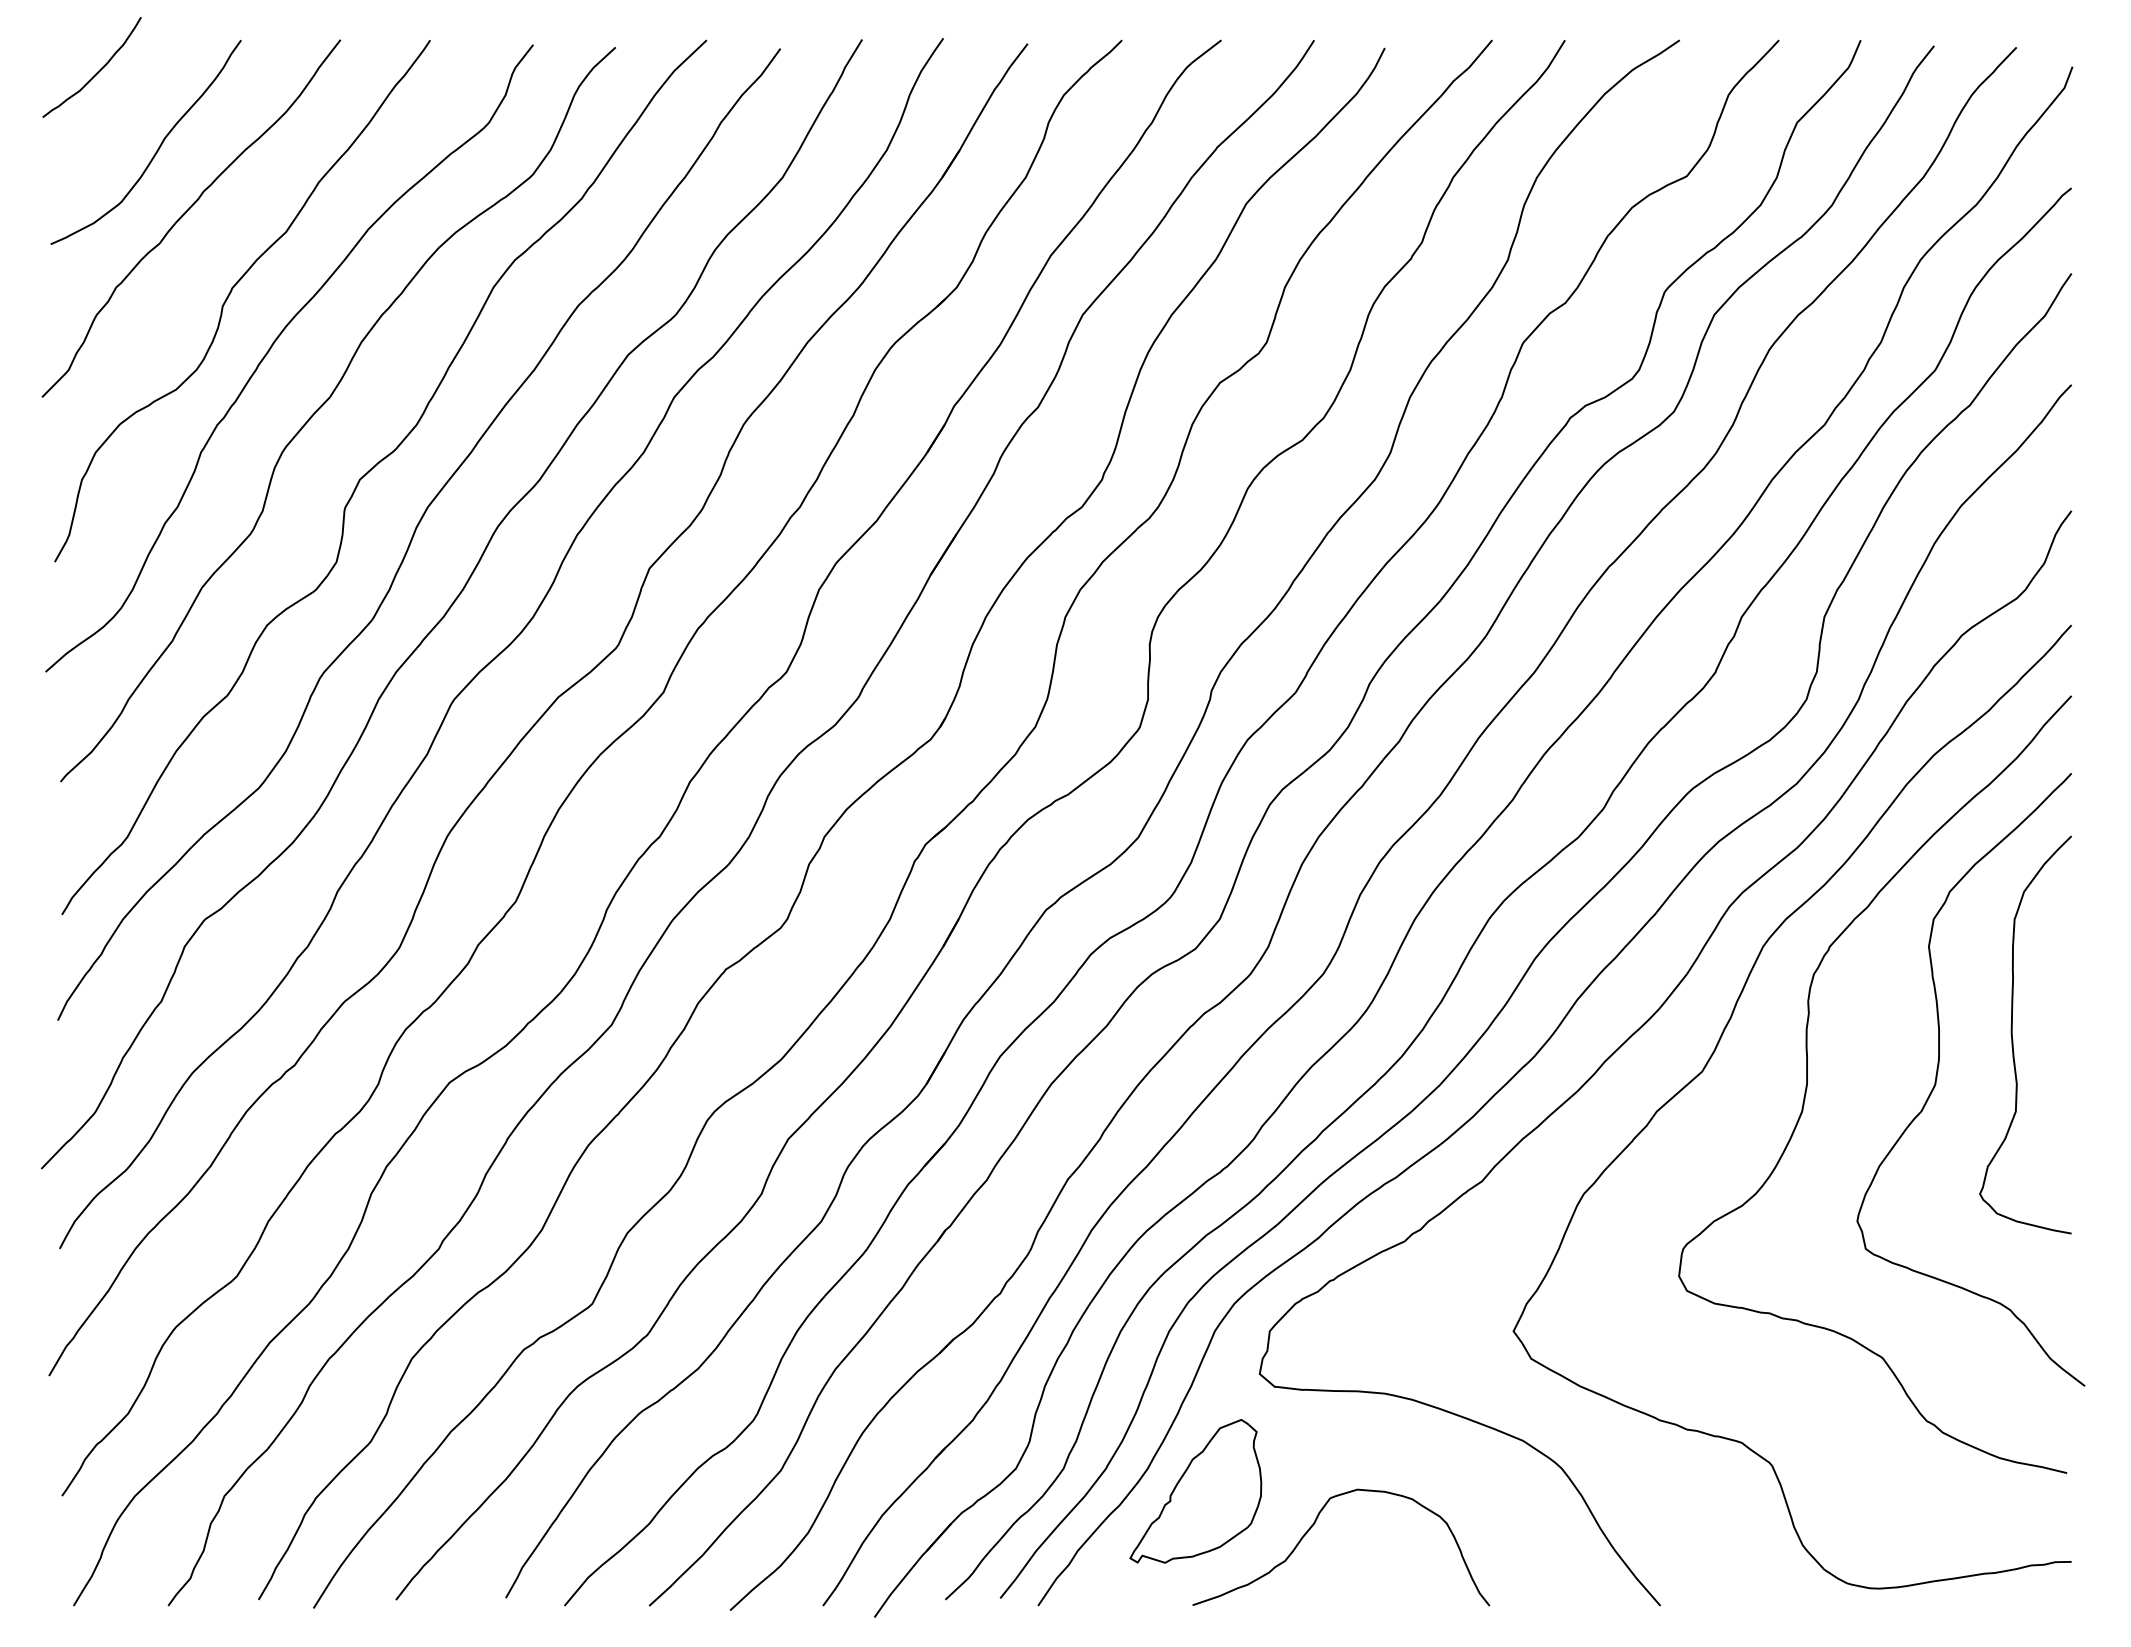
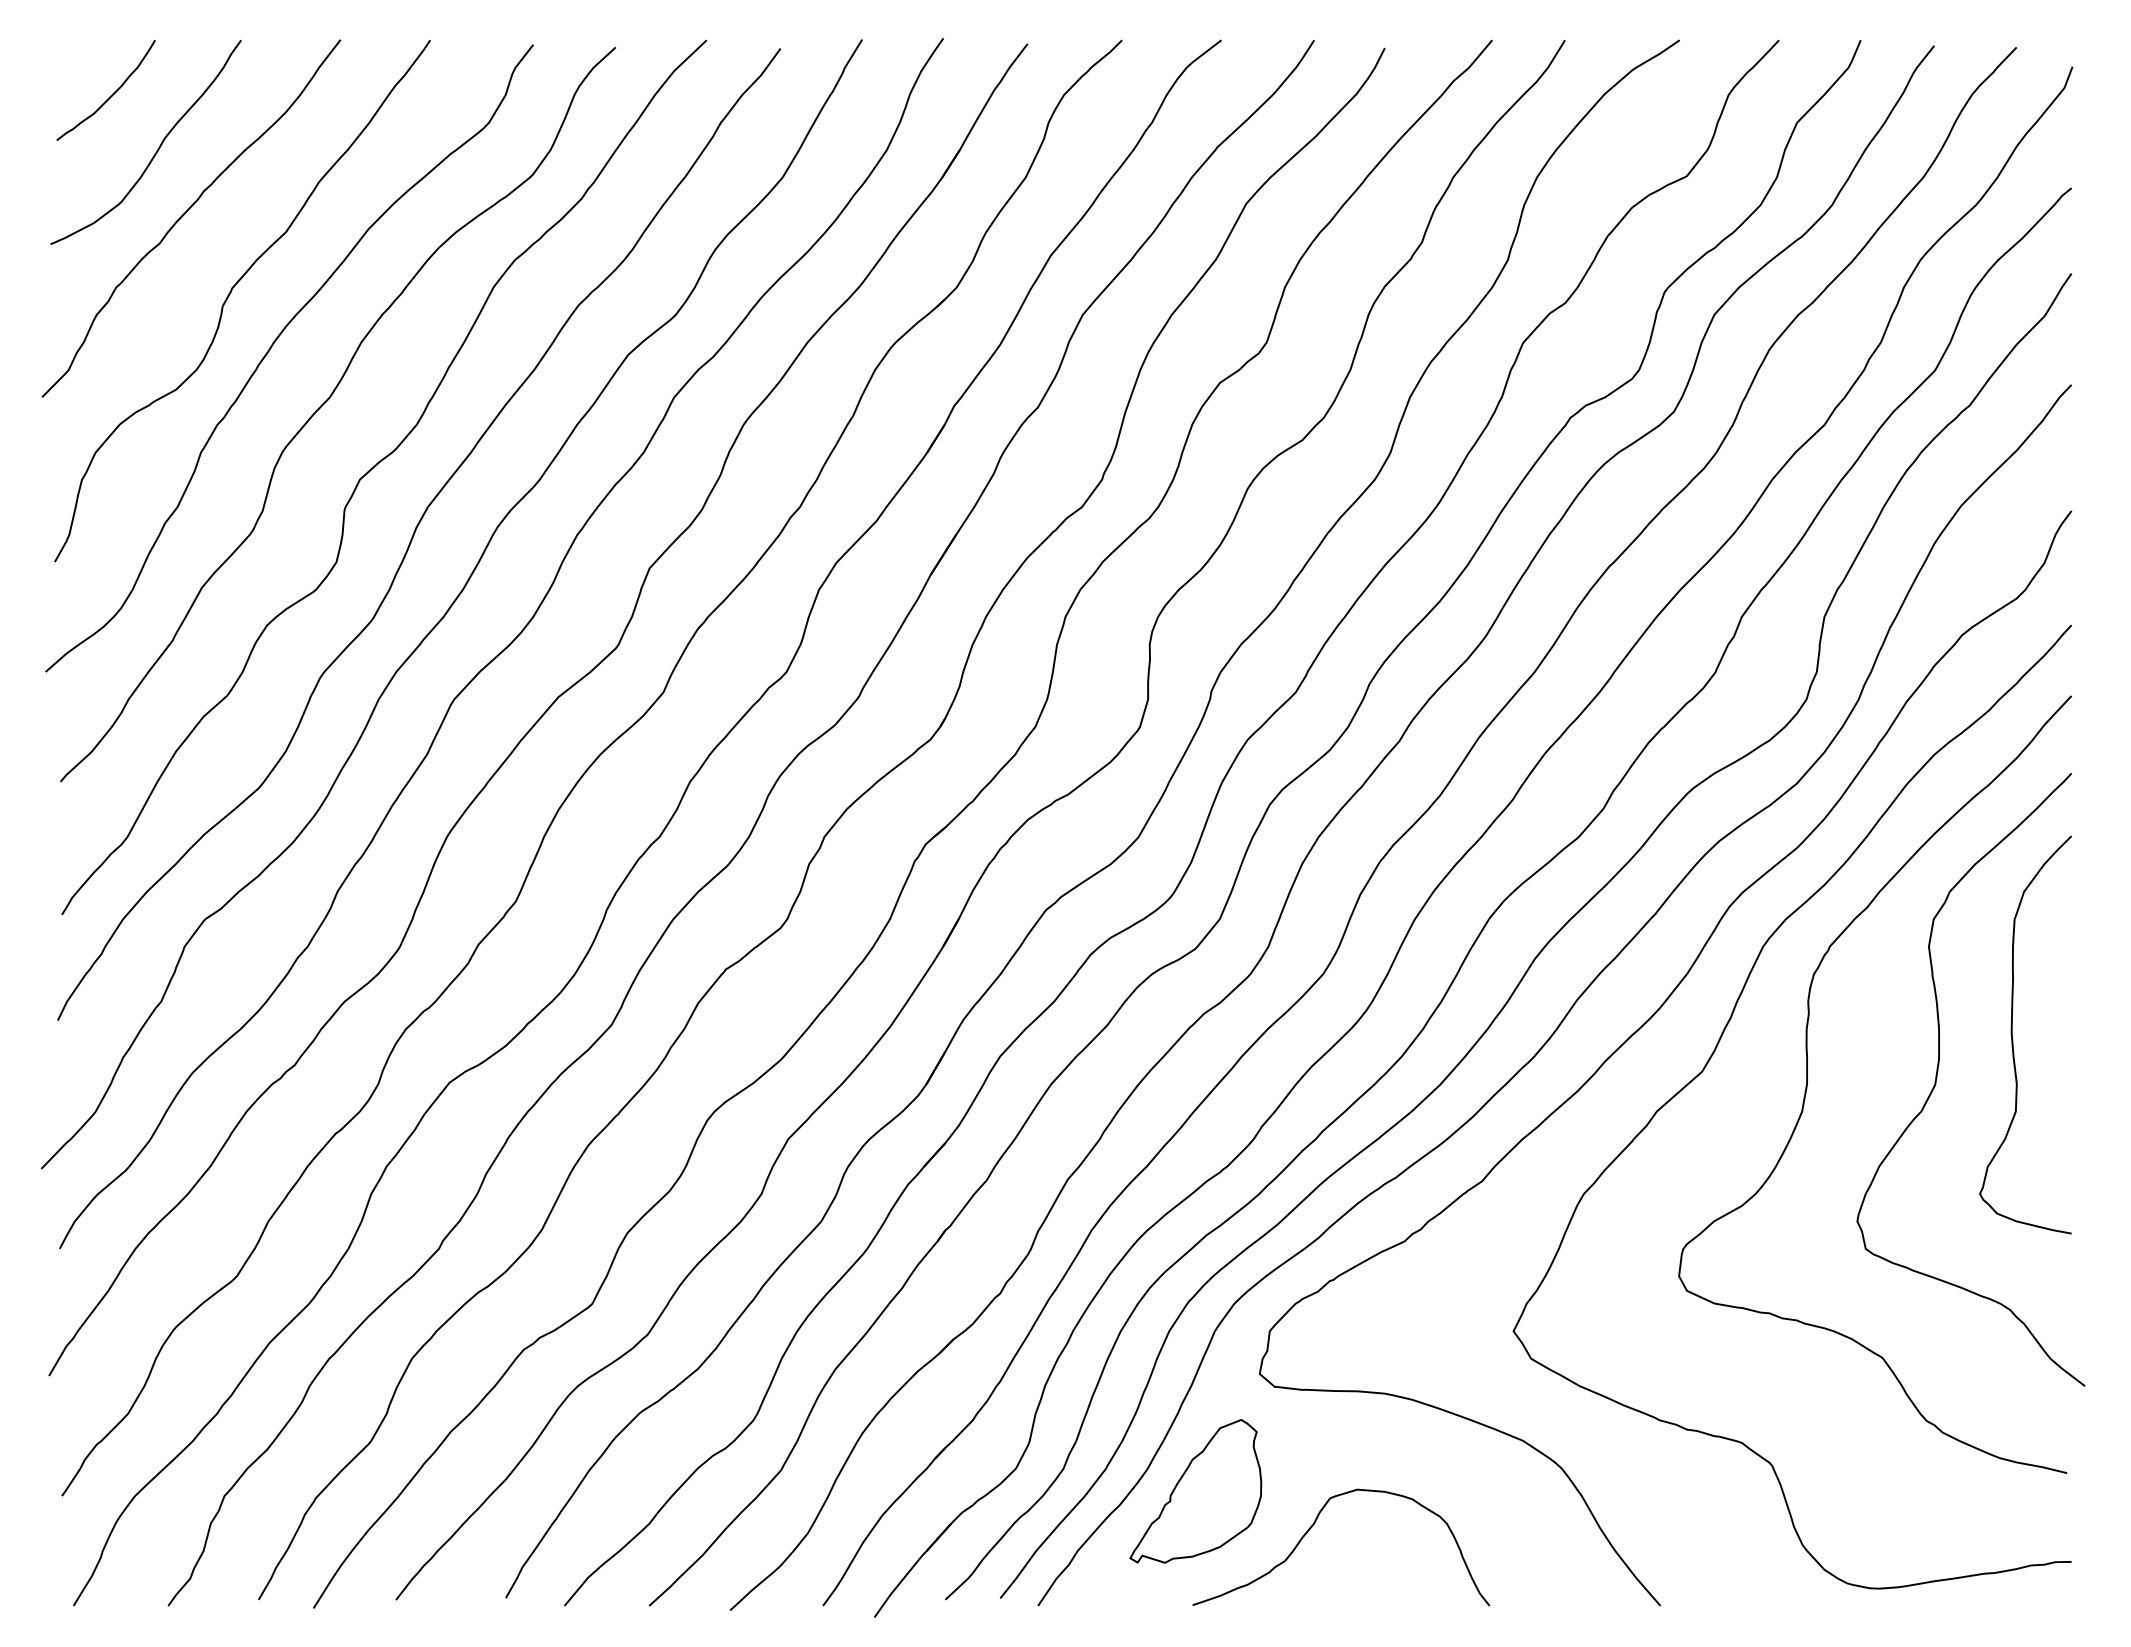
curve position: (96, 72) -> (110, 95) (110, 95)
